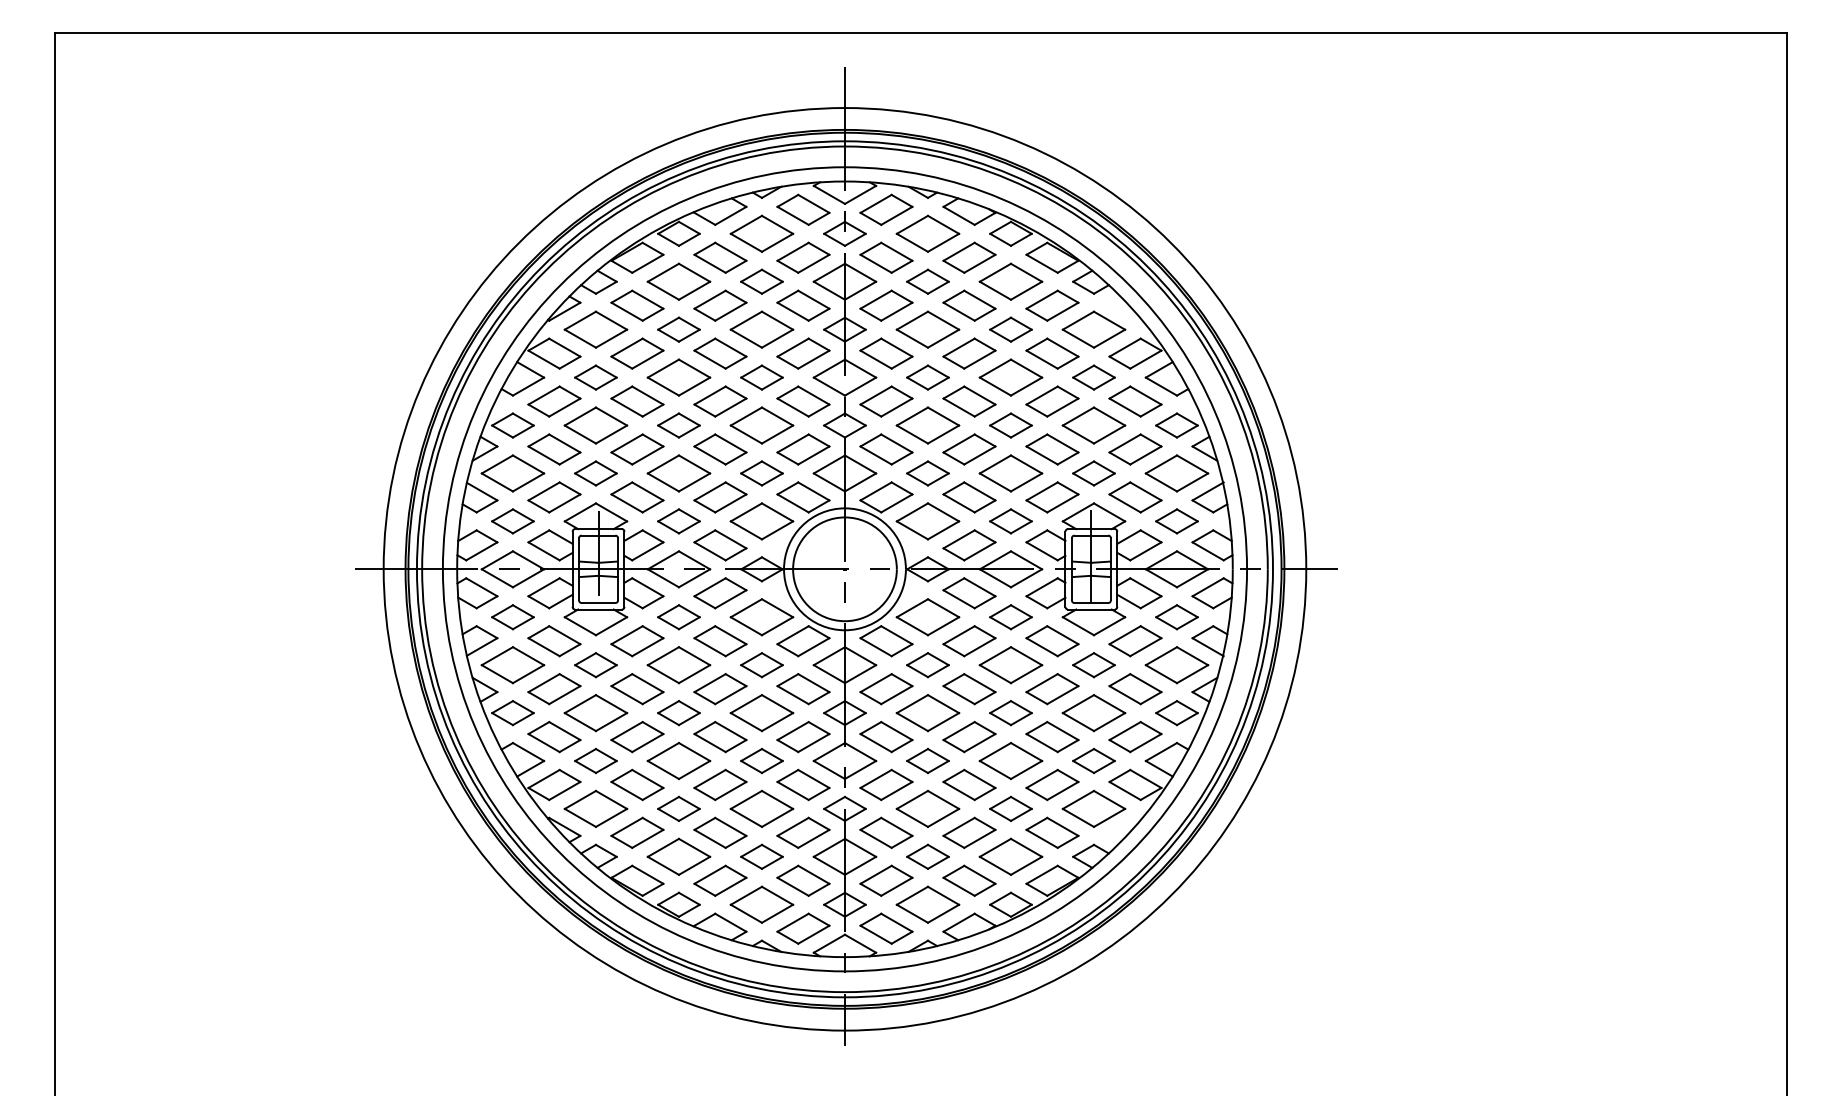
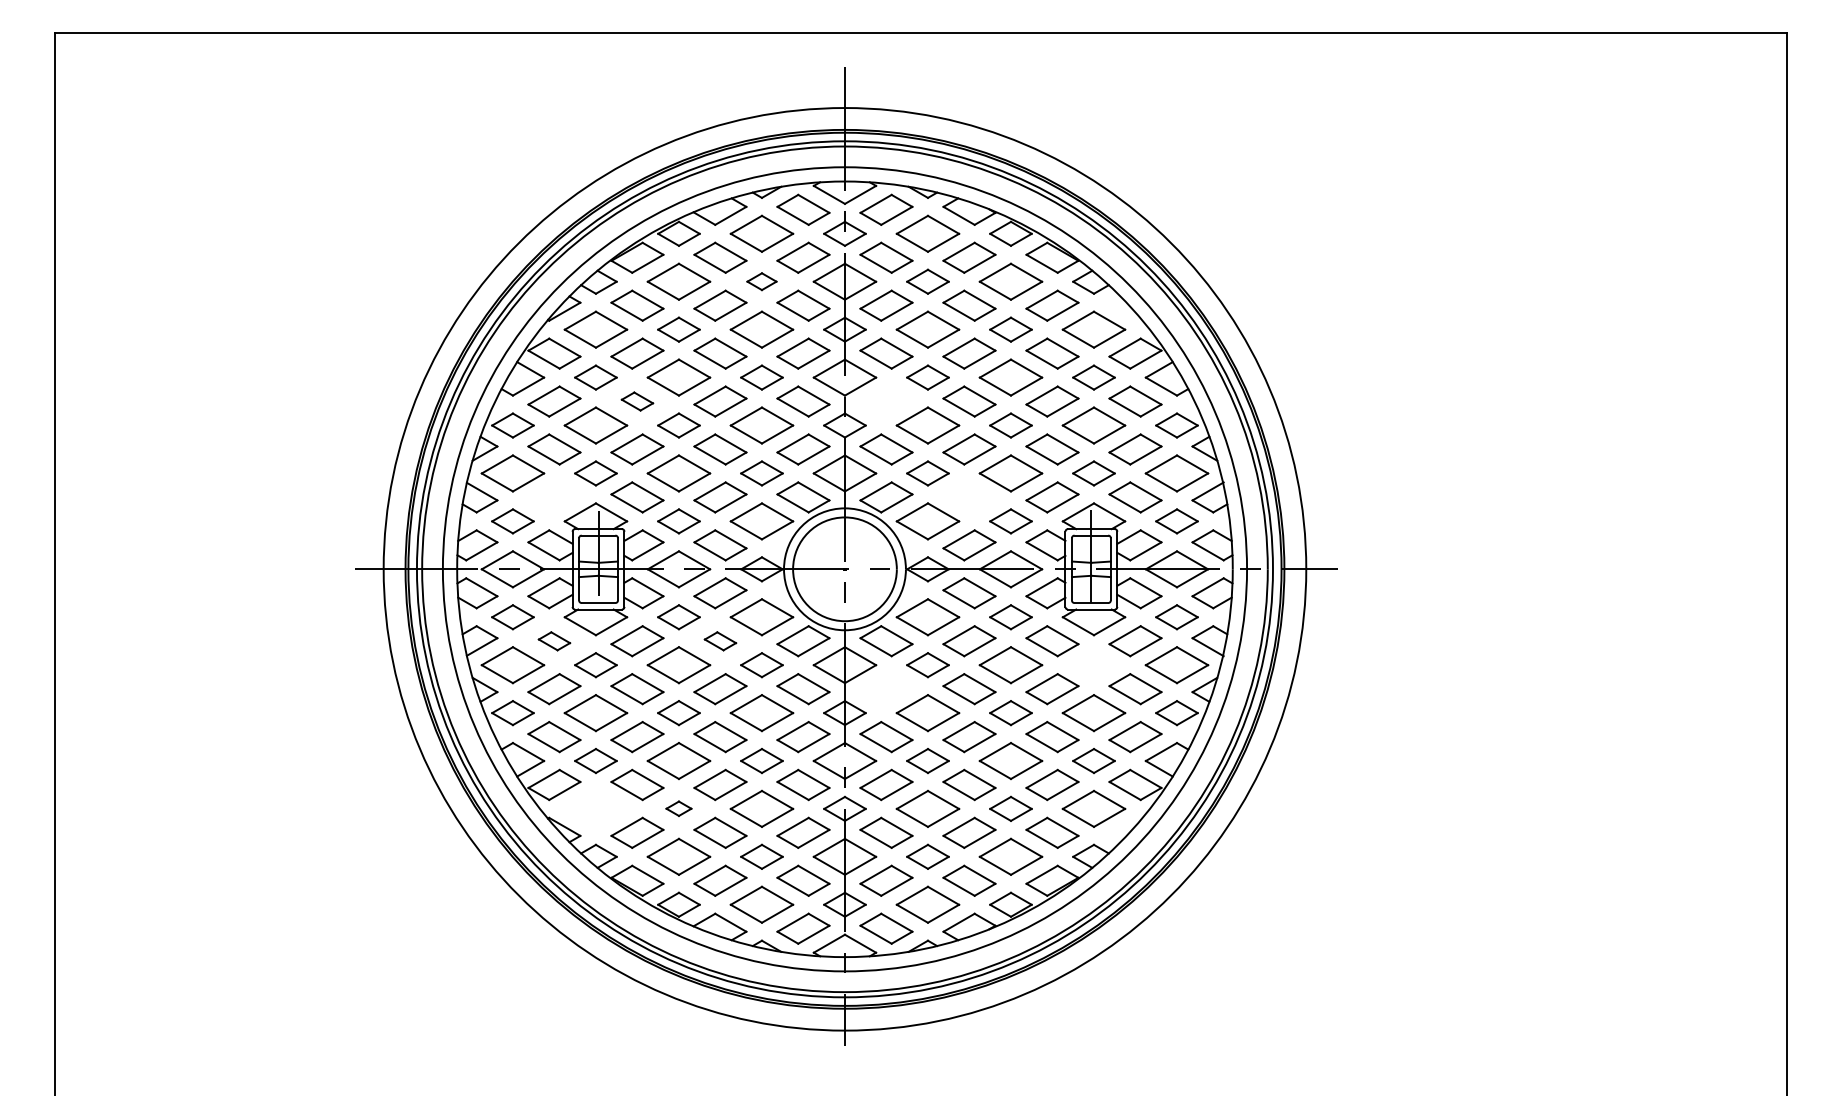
part size: 44x27 px -> 32x20 px (761, 281)
part size: 55x33 px -> 35x21 px (637, 401)
part: present -> none (886, 401)
part: present -> none (554, 497)
part: present -> none (969, 497)
part size: 55x33 px -> 35x21 px (554, 641)
part size: 55x33 px -> 35x21 px (720, 641)
part: present -> none (1093, 665)
part: present -> none (886, 689)
part: present -> none (595, 808)
part size: 44x27 px -> 28x17 px (678, 808)
